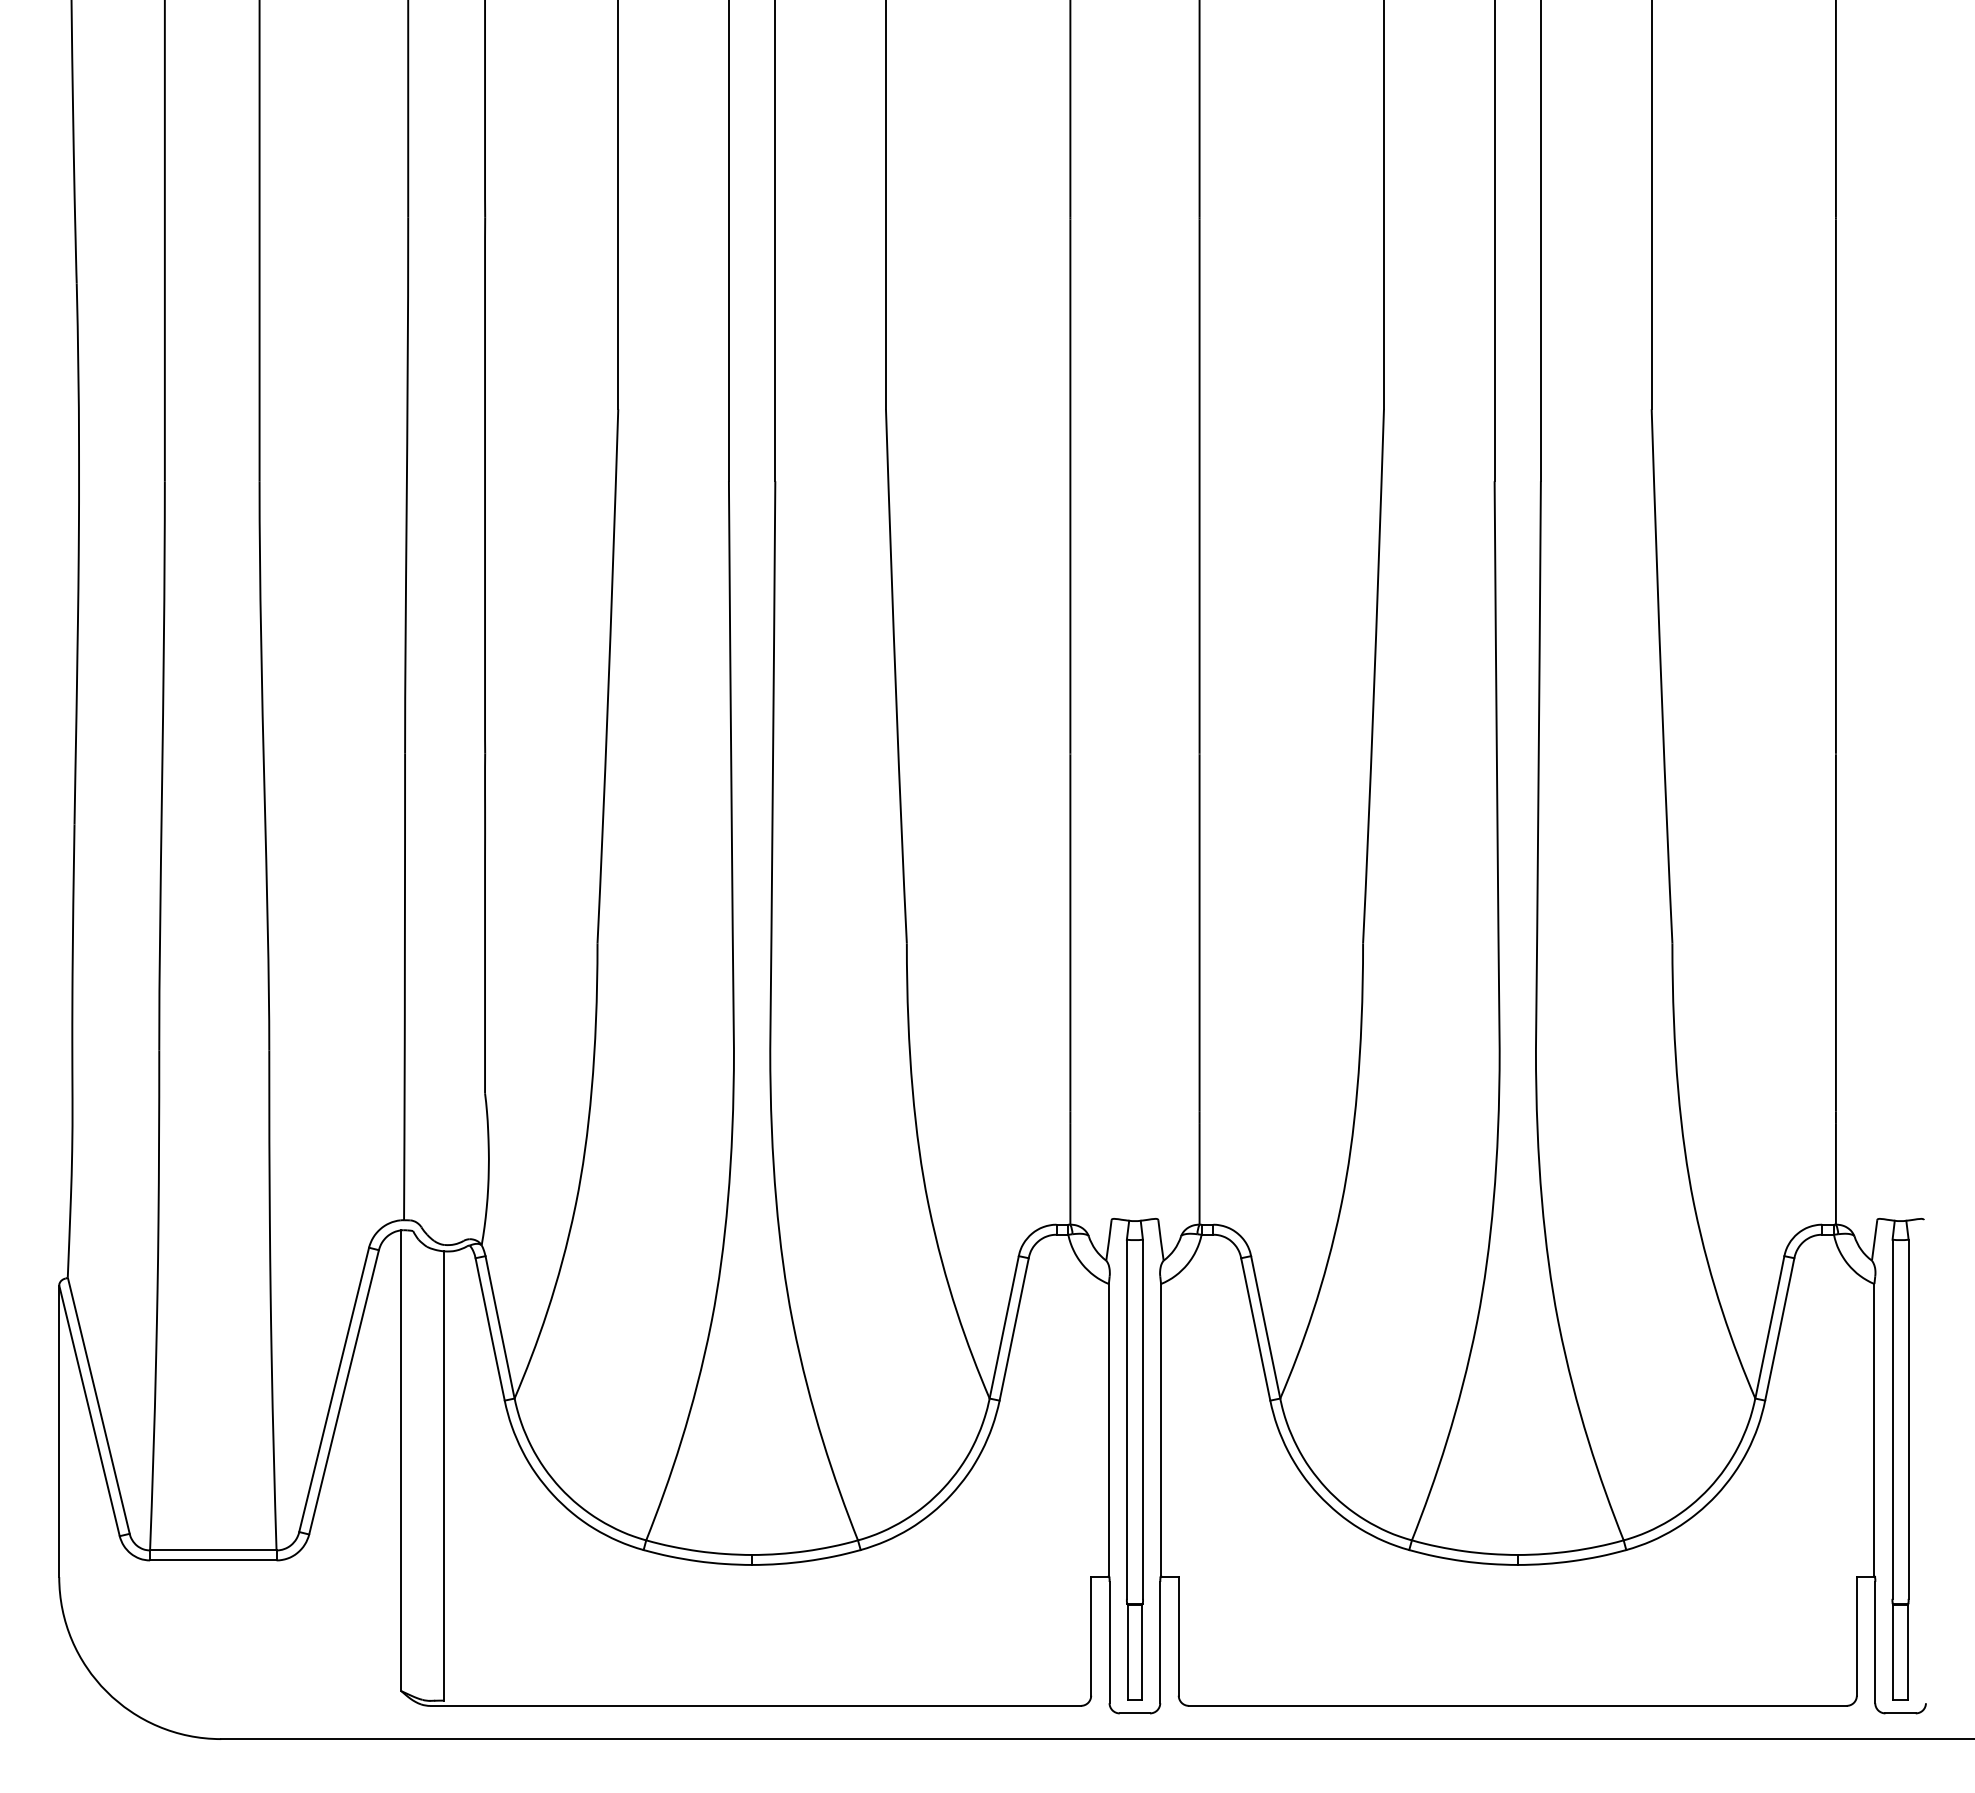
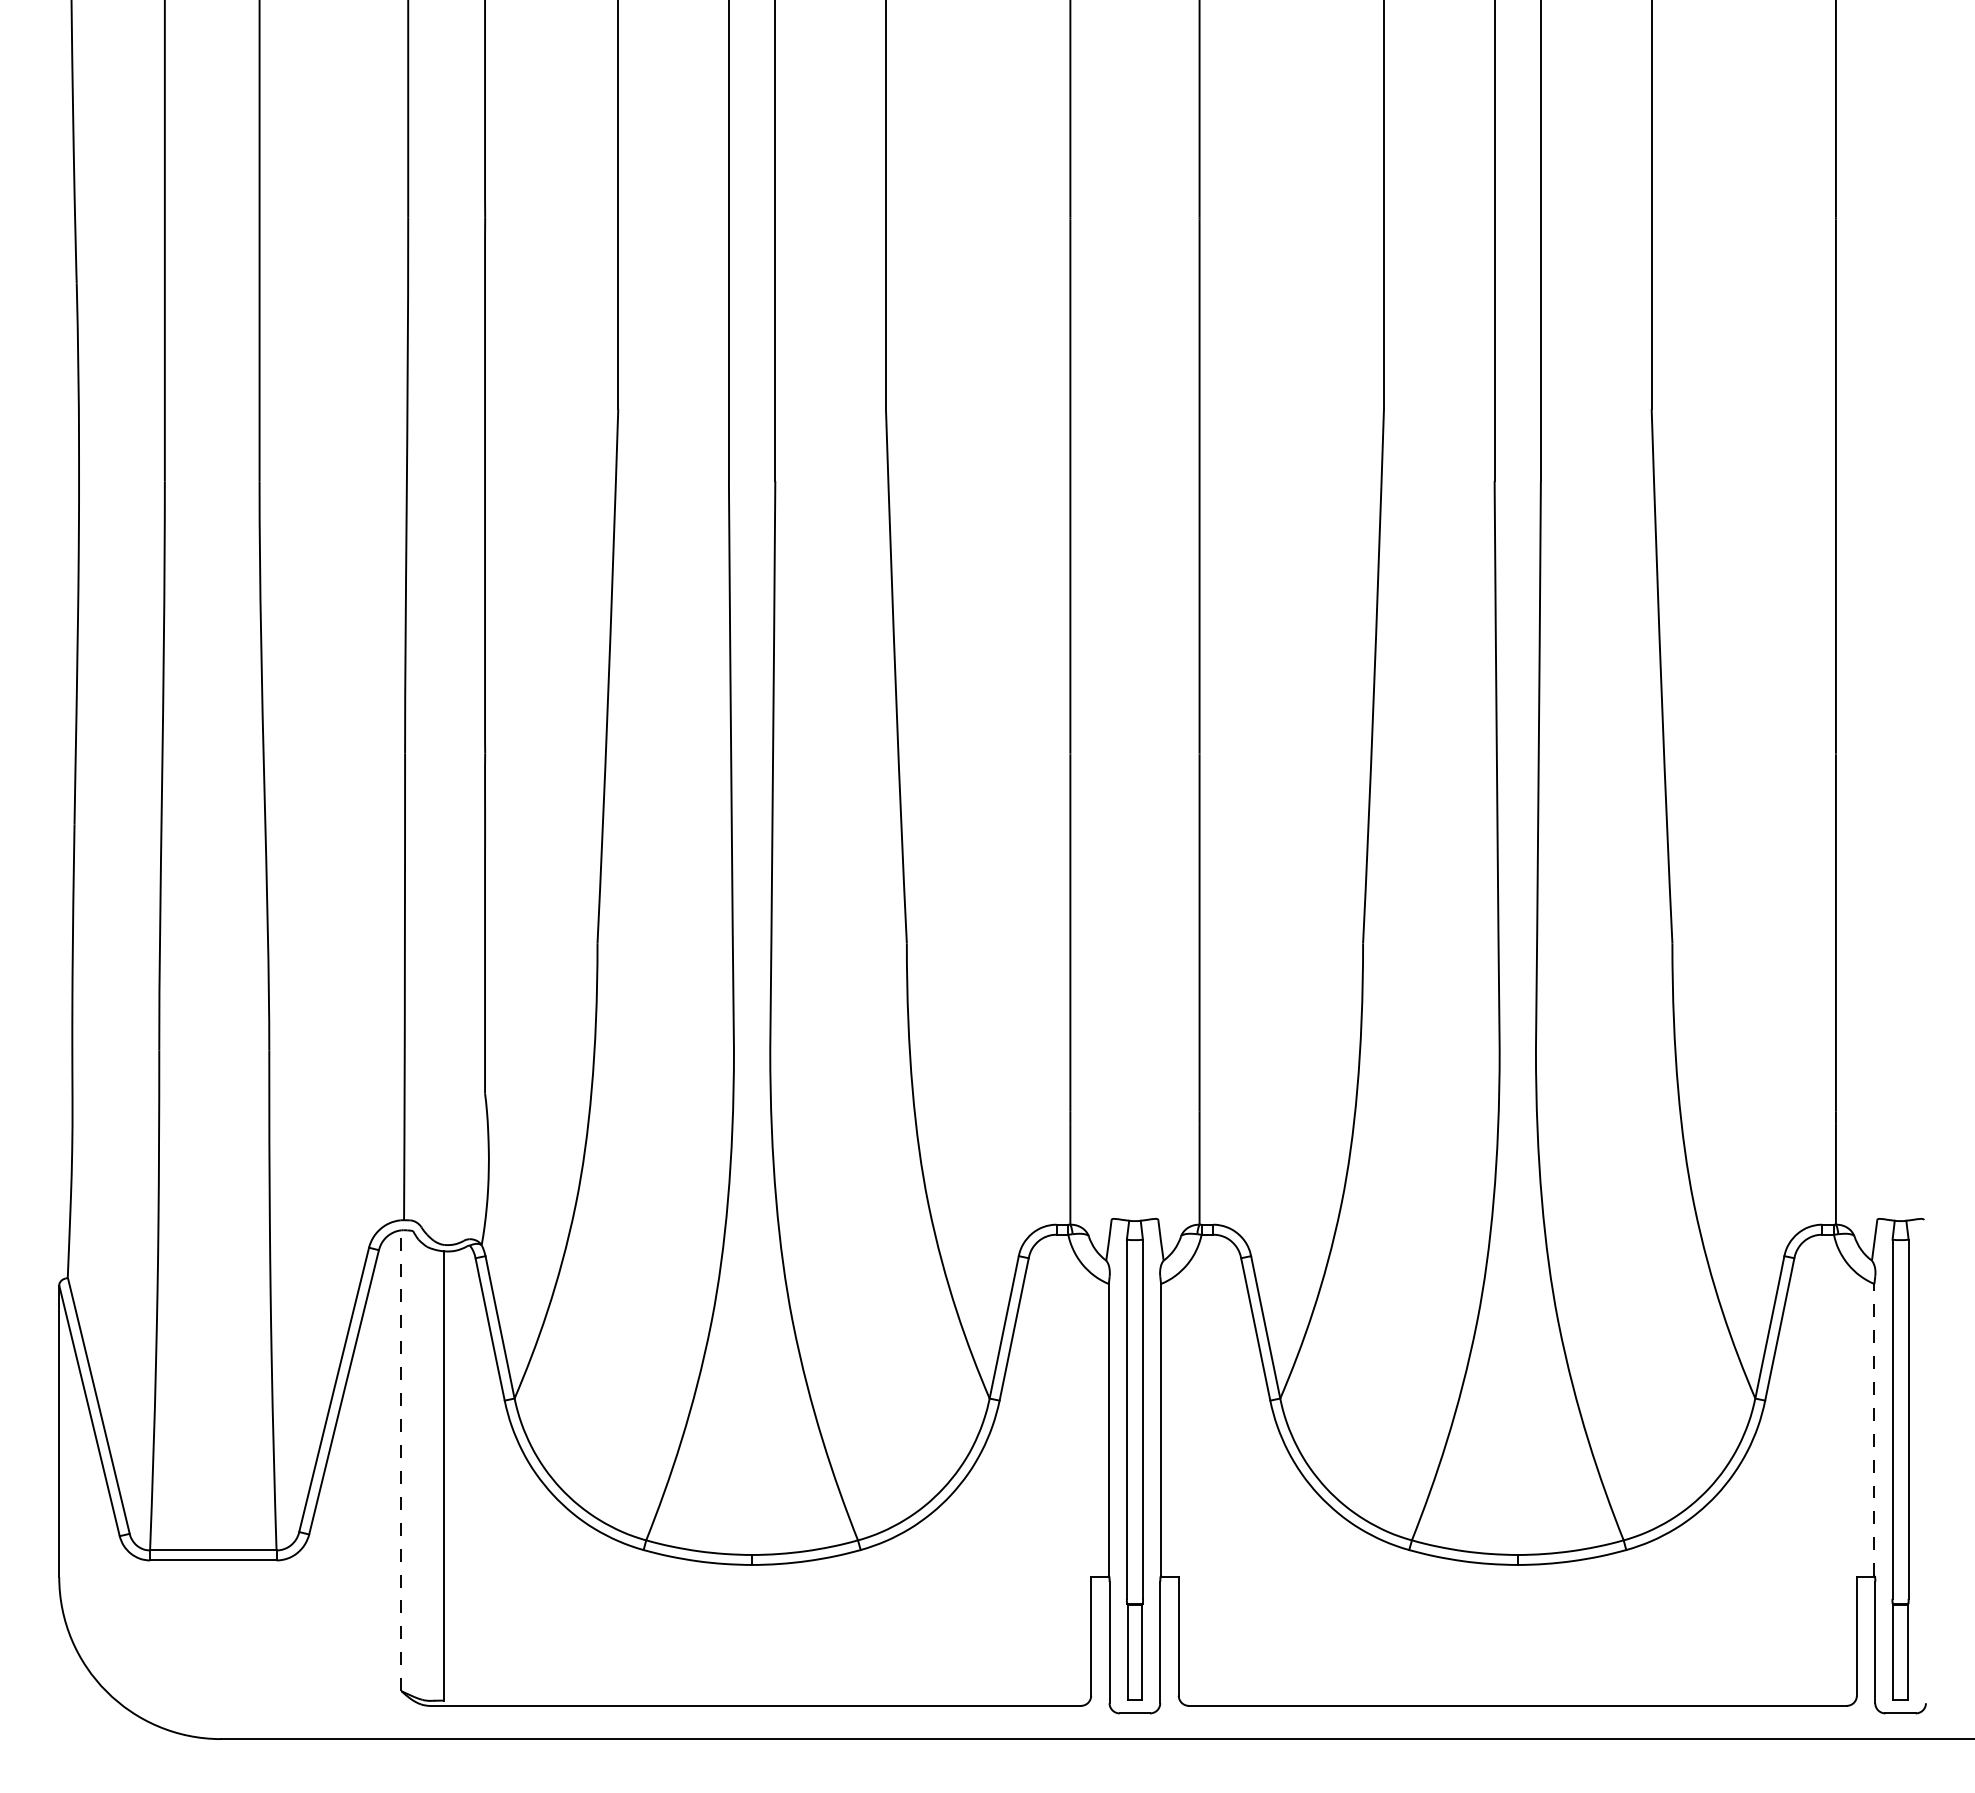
line: solid -> dashed (1874, 1429)
line: solid -> dashed (401, 1460)
